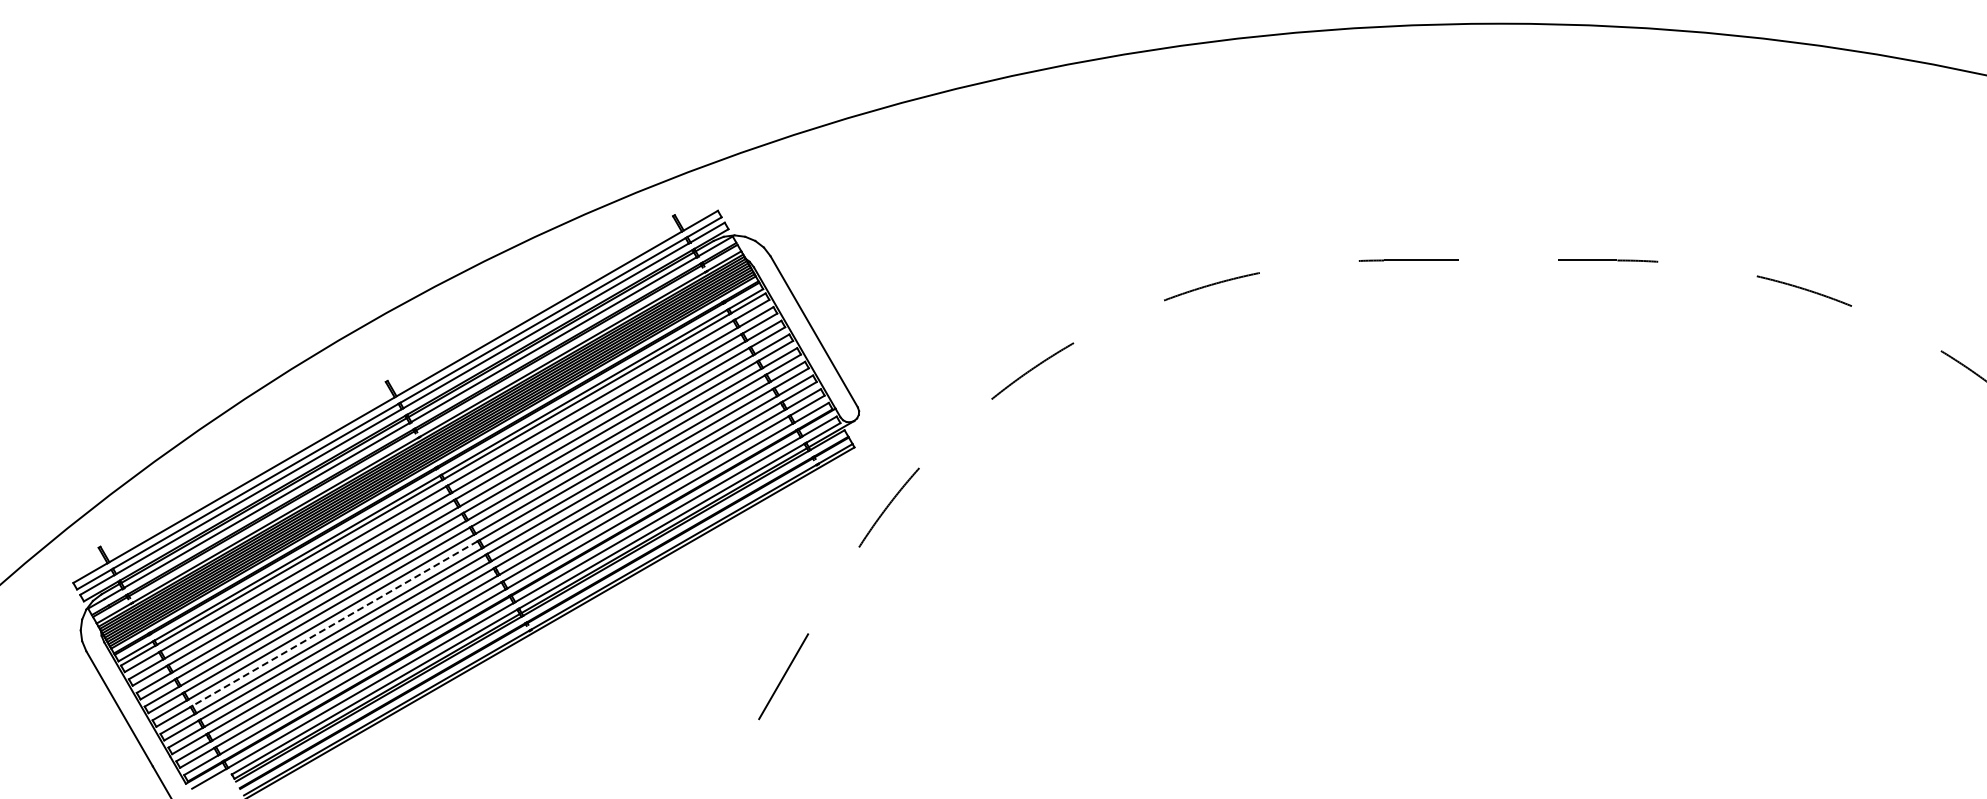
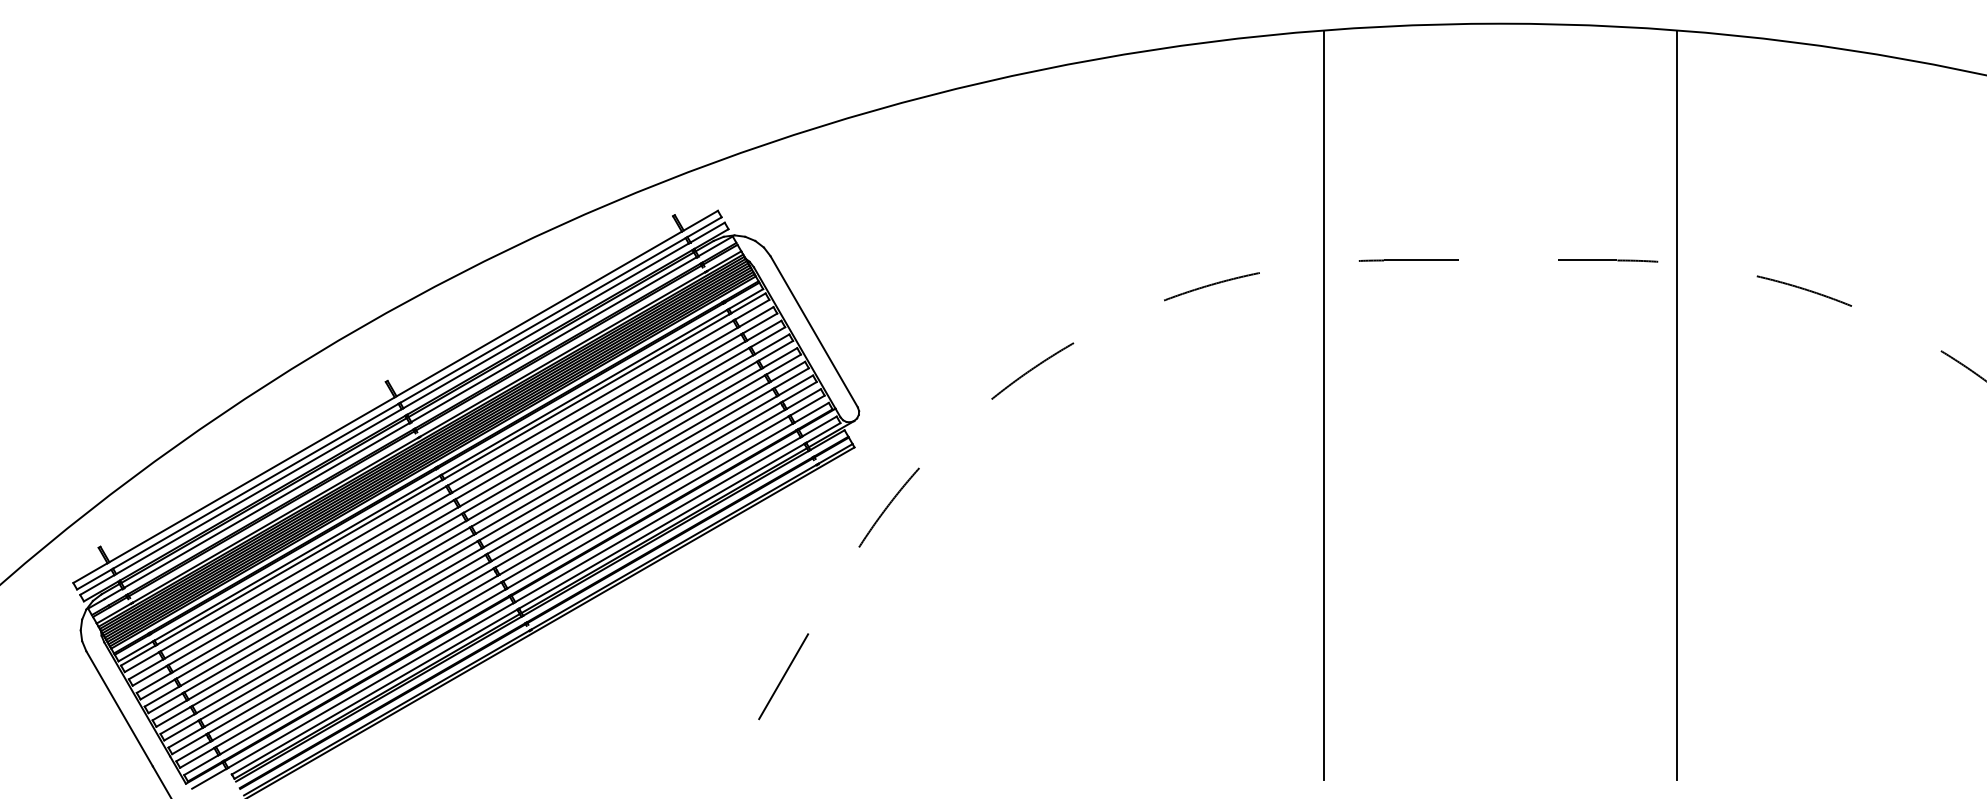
line: none -> present (1324, 405)
line: none -> present (1677, 405)
line: dashed -> solid (335, 623)
